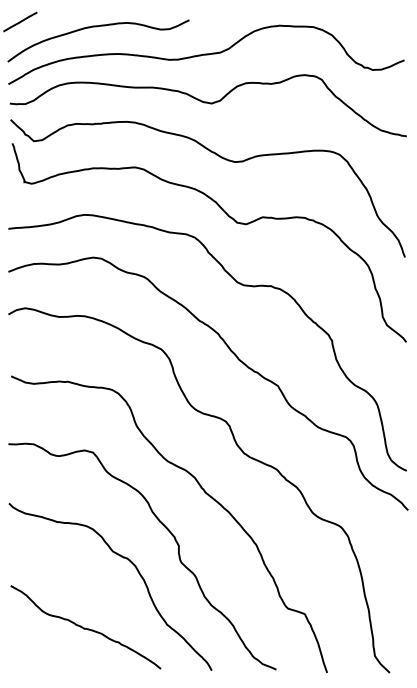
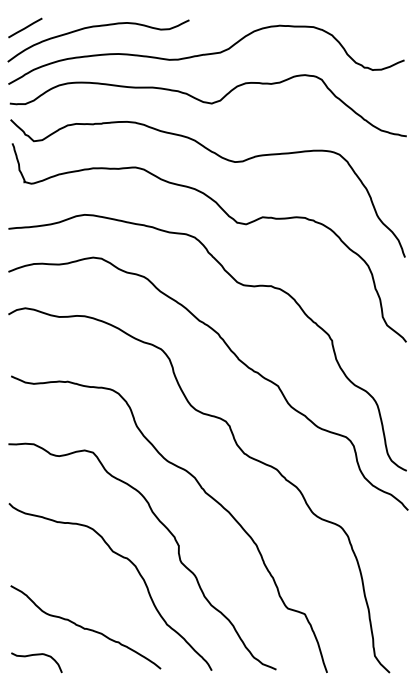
line position: (20, 21) -> (25, 27) (25, 27)
curve: none -> present (36, 655)
